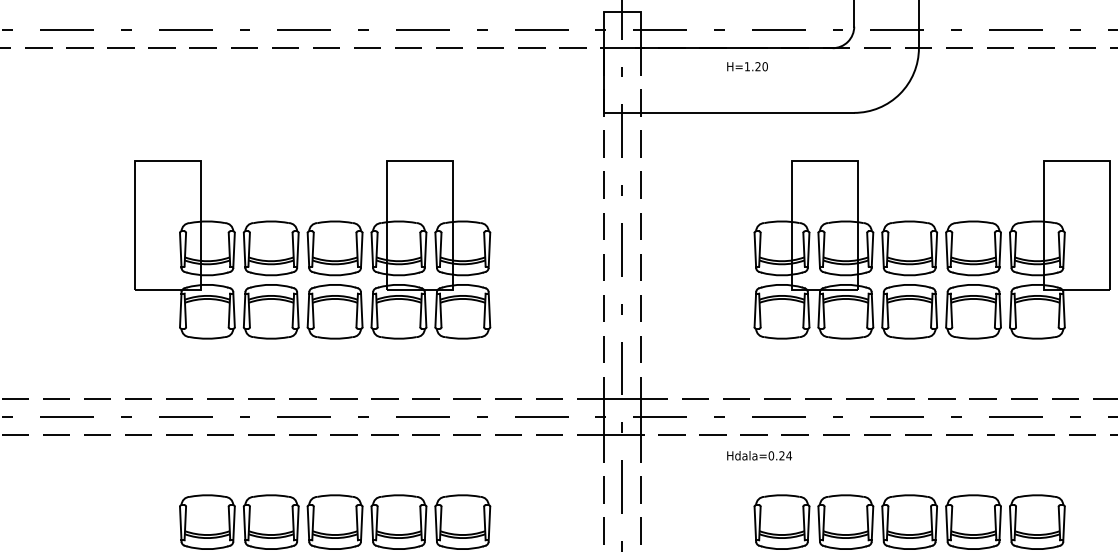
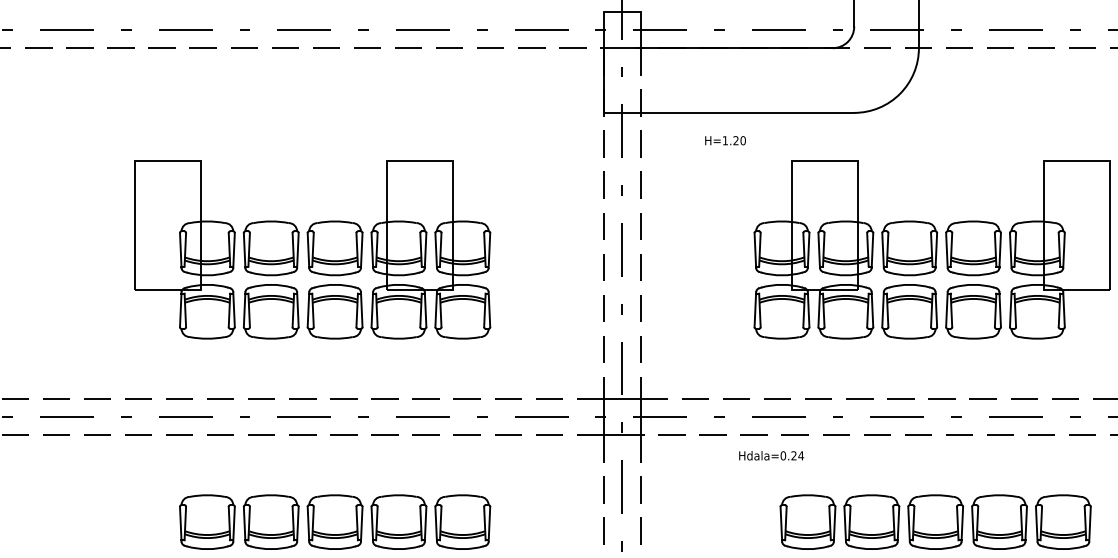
text position: (747, 66) -> (725, 140) (725, 140)
text position: (759, 455) -> (771, 455) (771, 455)
part position: (909, 521) -> (935, 521) (935, 521)
